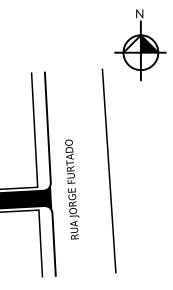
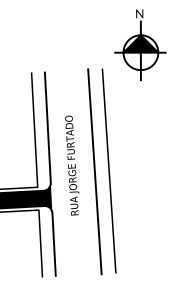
fill: none -> present (131, 43)
line: none -> present (94, 171)
text position: (72, 189) -> (72, 165) (72, 165)
